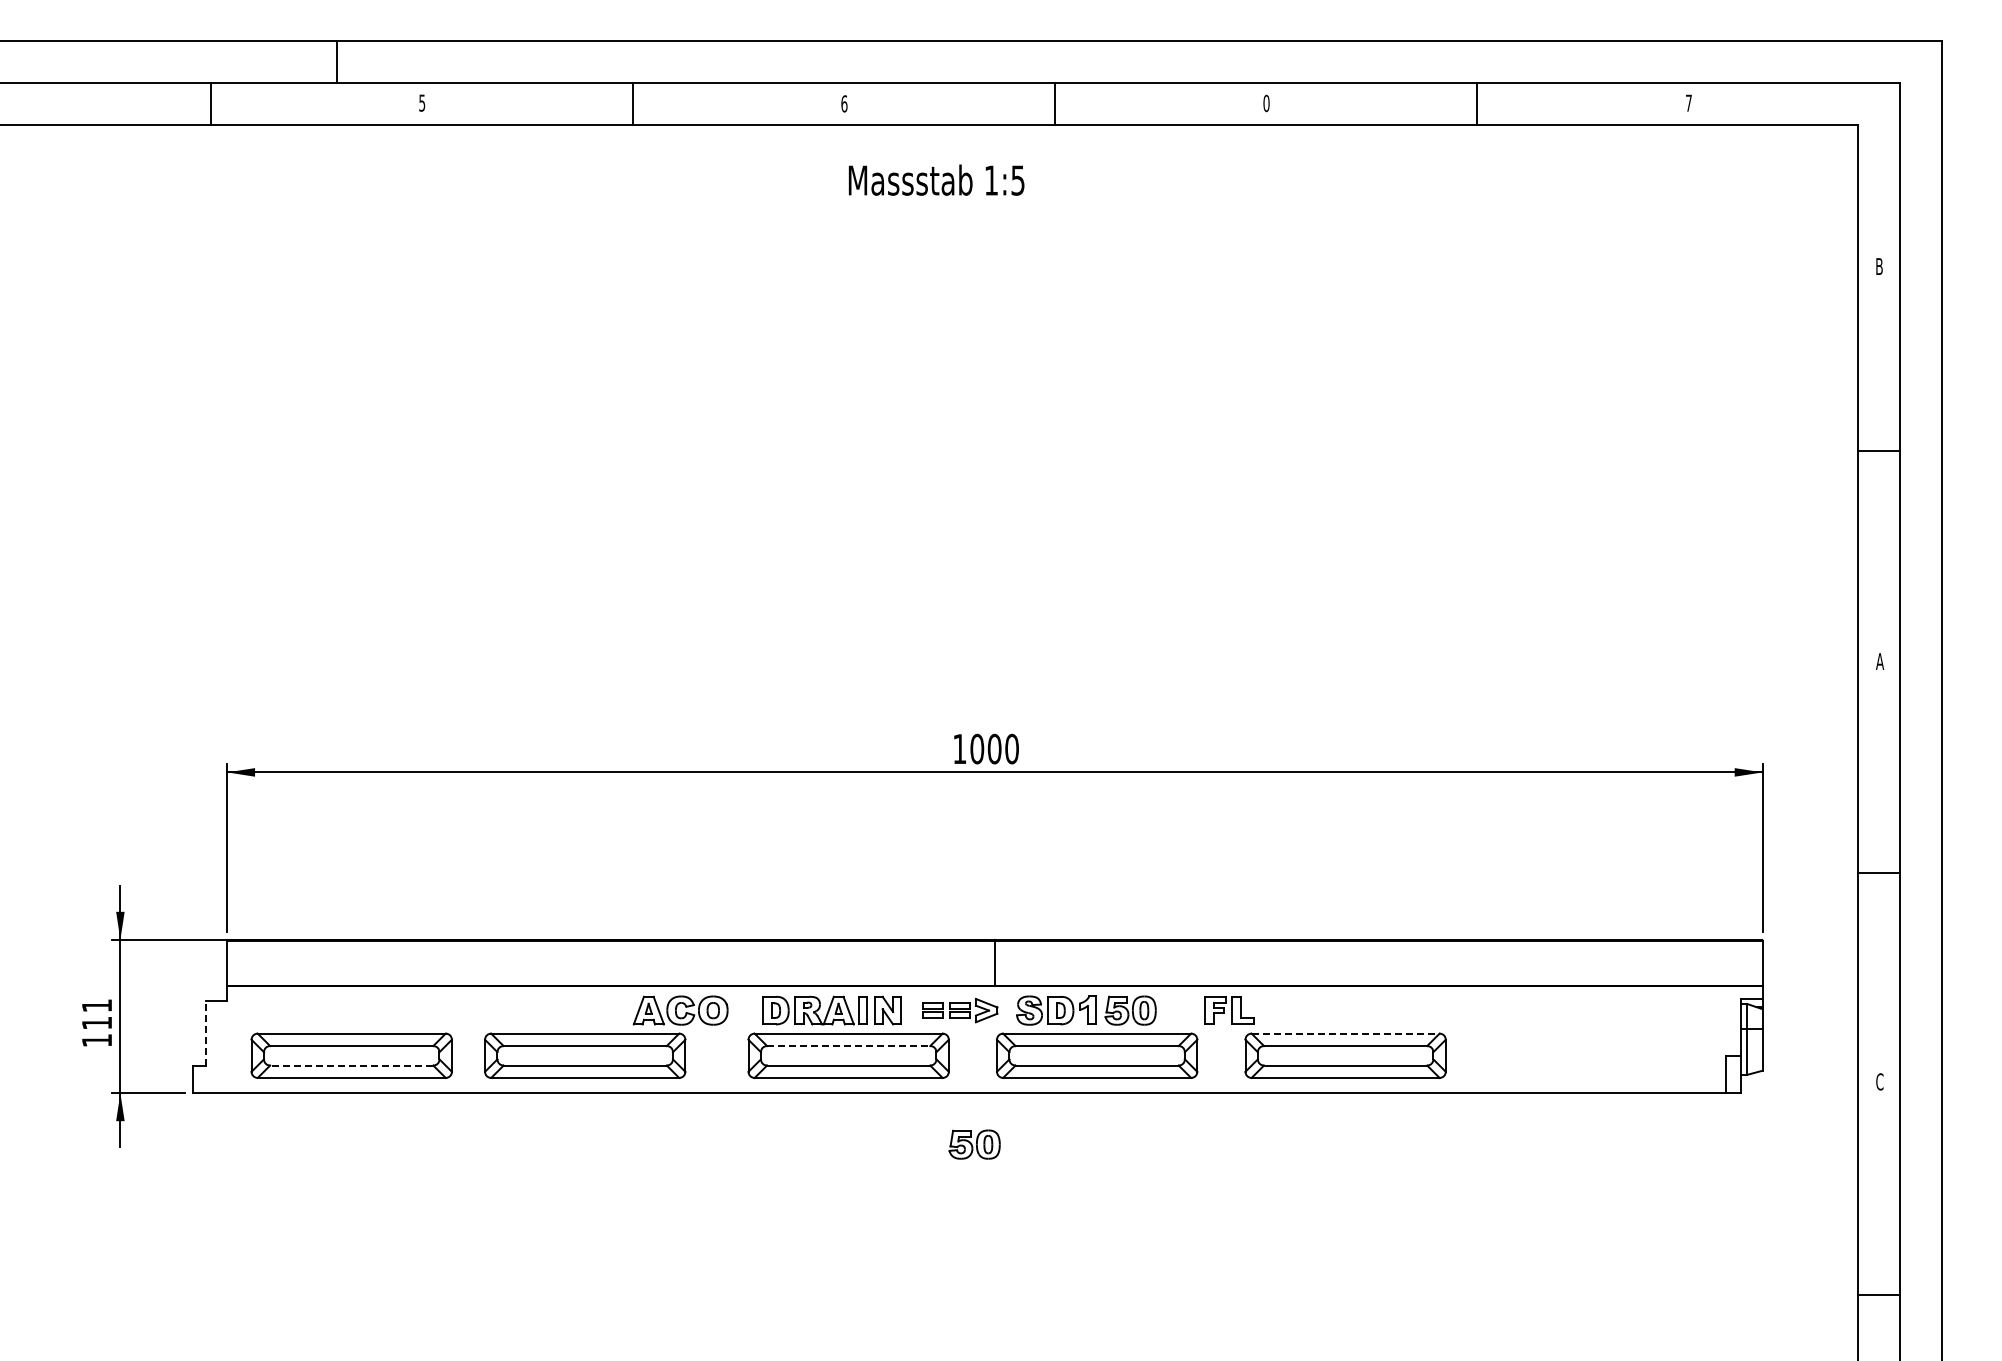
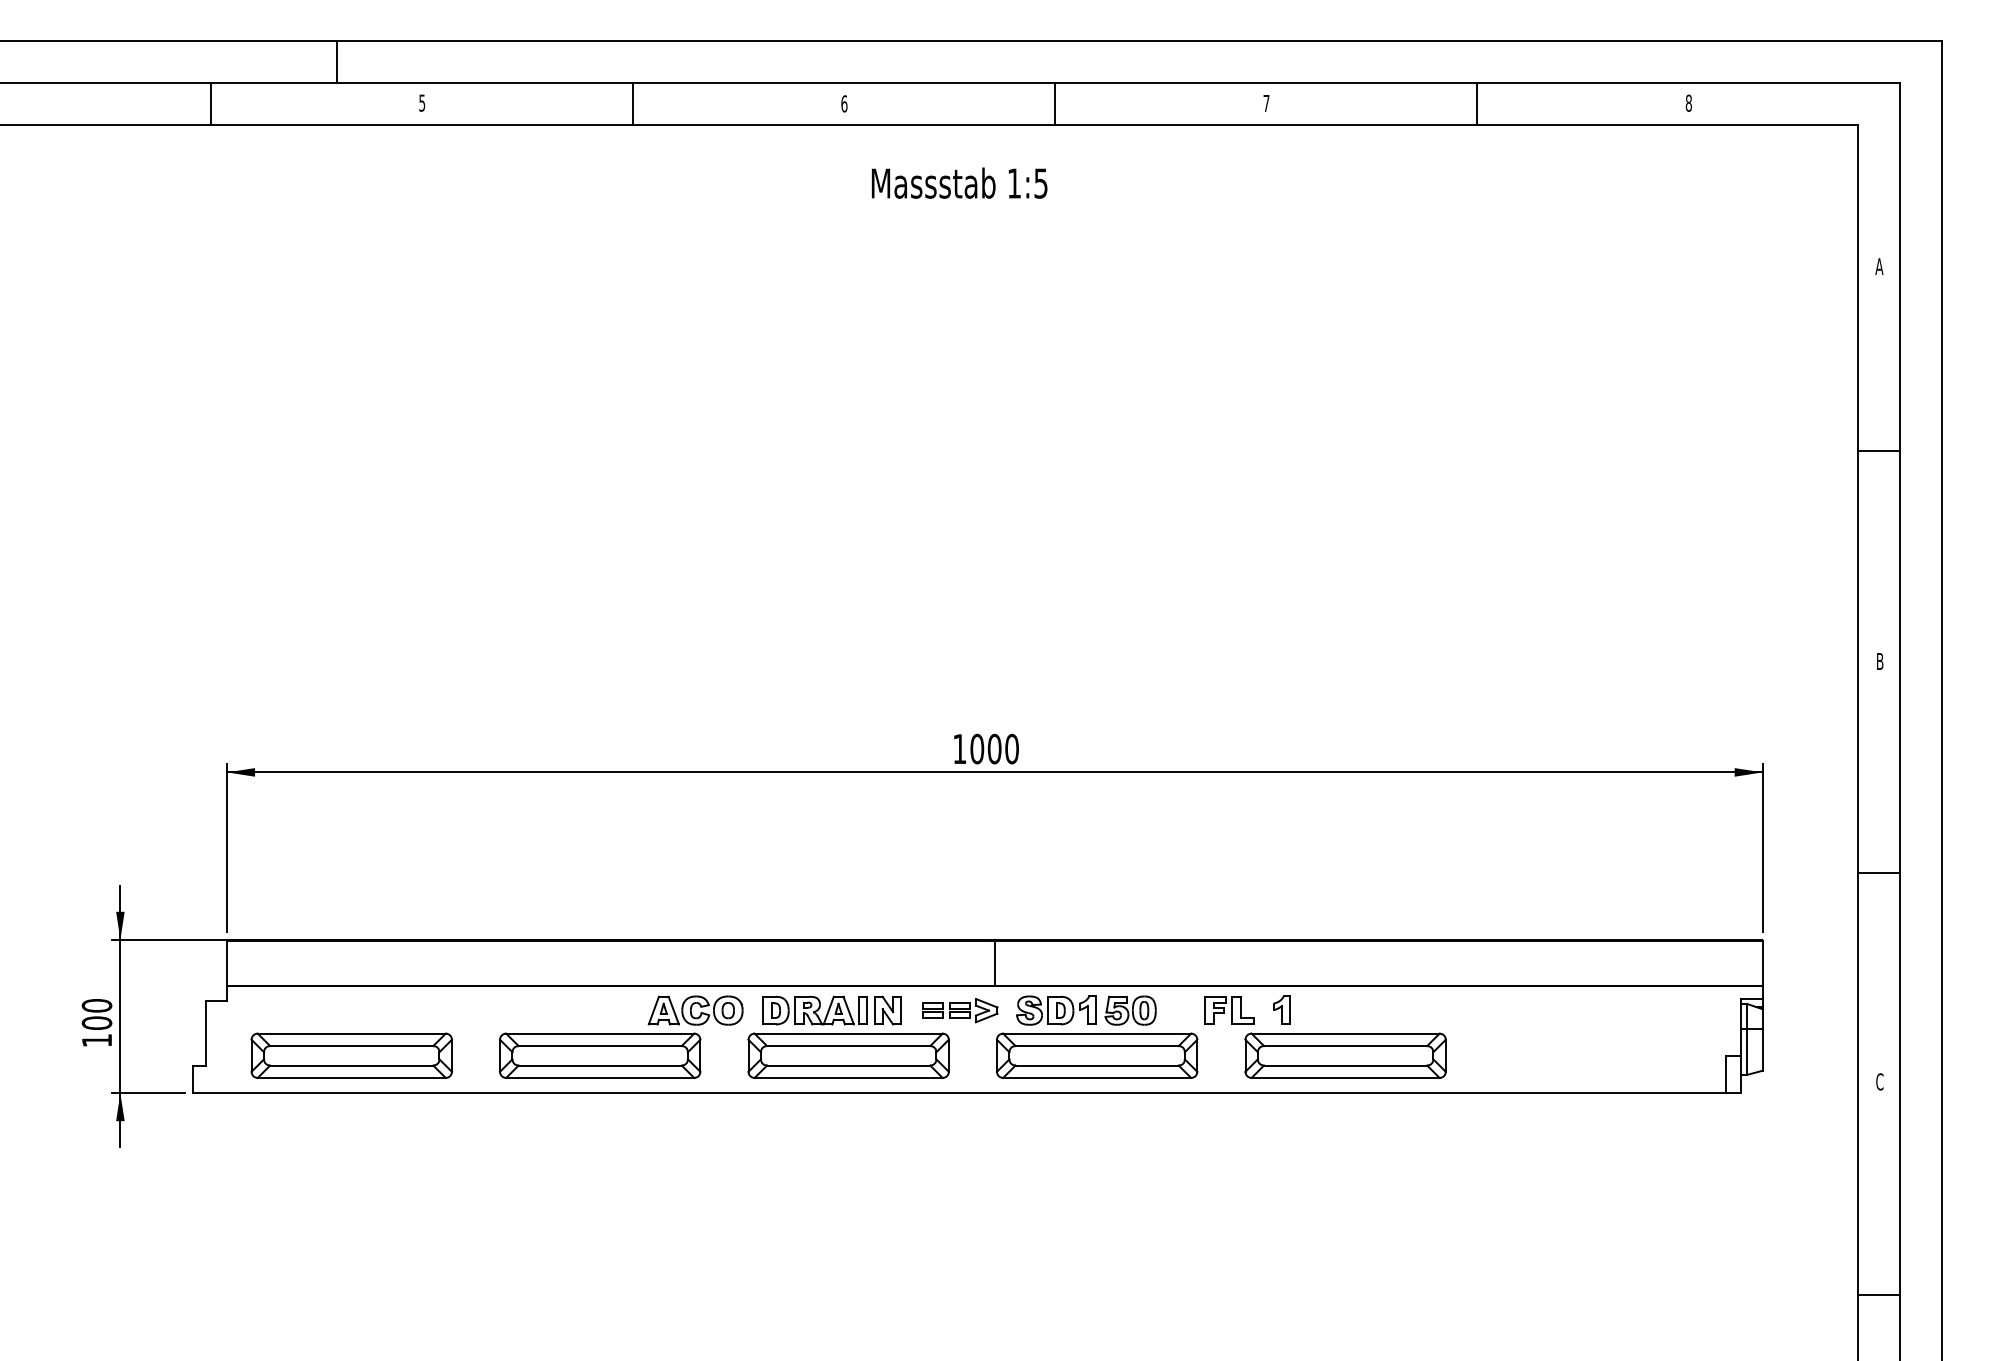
text: 7 -> 8 (1688, 102)
text: 0 -> 7 (1266, 103)
text position: (936, 179) -> (959, 182) (959, 182)
text: B -> A (1879, 266)
text: A -> B (1880, 661)
part: none -> present (1281, 1009)
text: 111 -> 100 (96, 1014)
line: dashed -> solid (205, 1032)
line: dashed -> solid (1345, 1033)
part position: (606, 1036) -> (621, 1036) (621, 1036)
line: dashed -> solid (848, 1046)
line: dashed -> solid (351, 1065)
part: present -> none (974, 1144)
